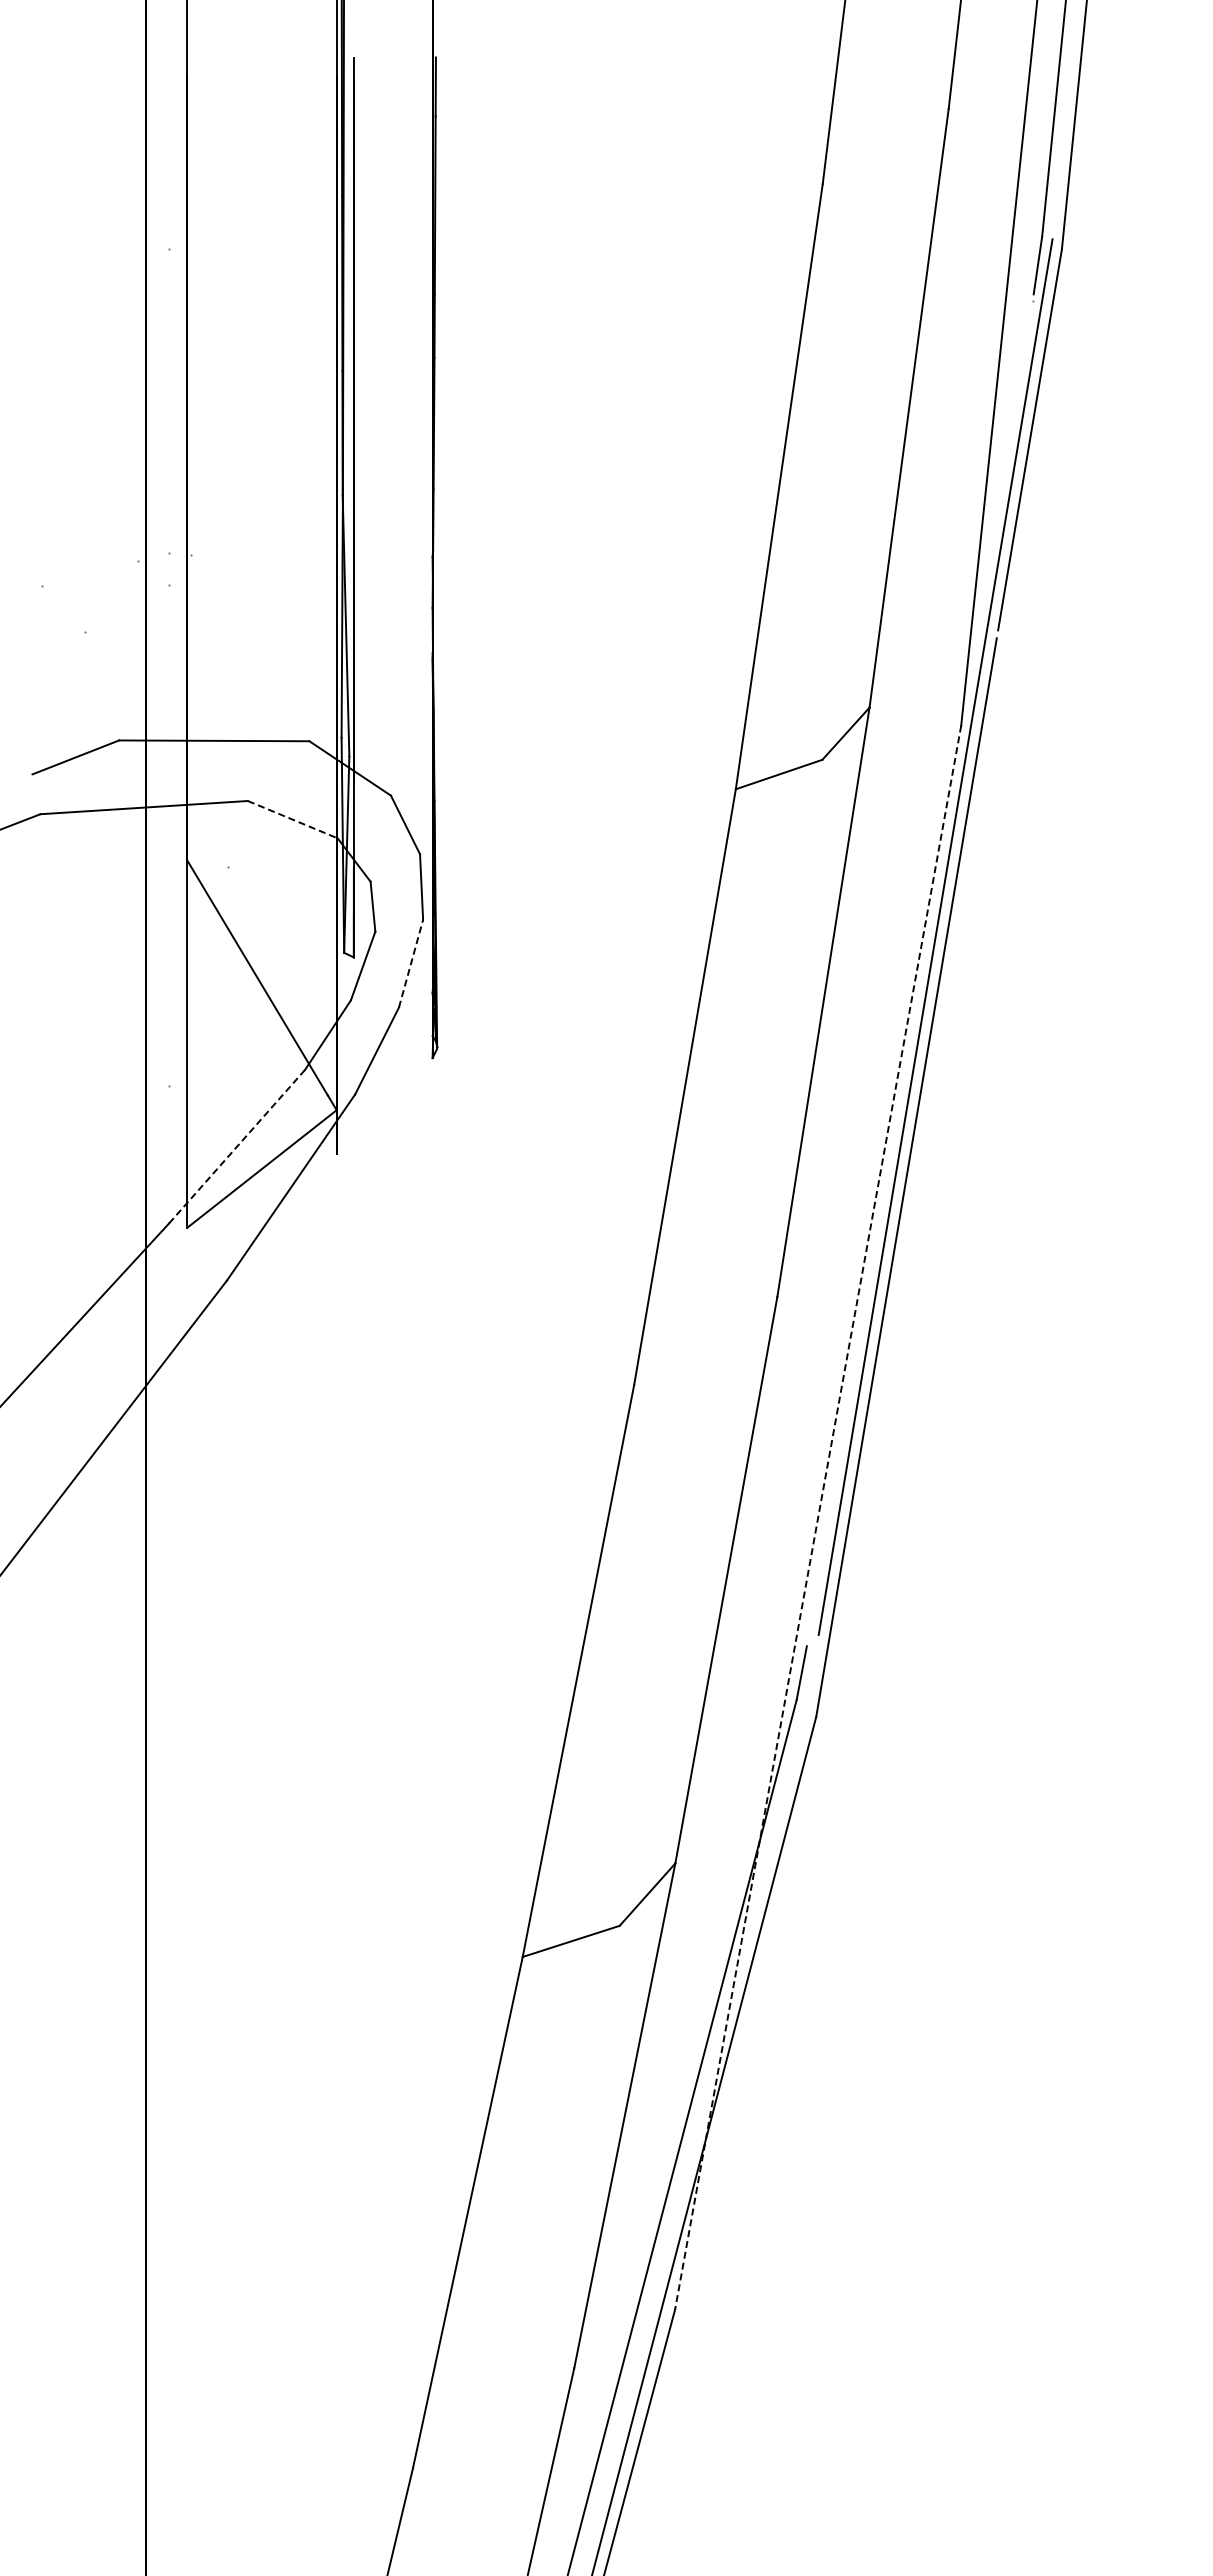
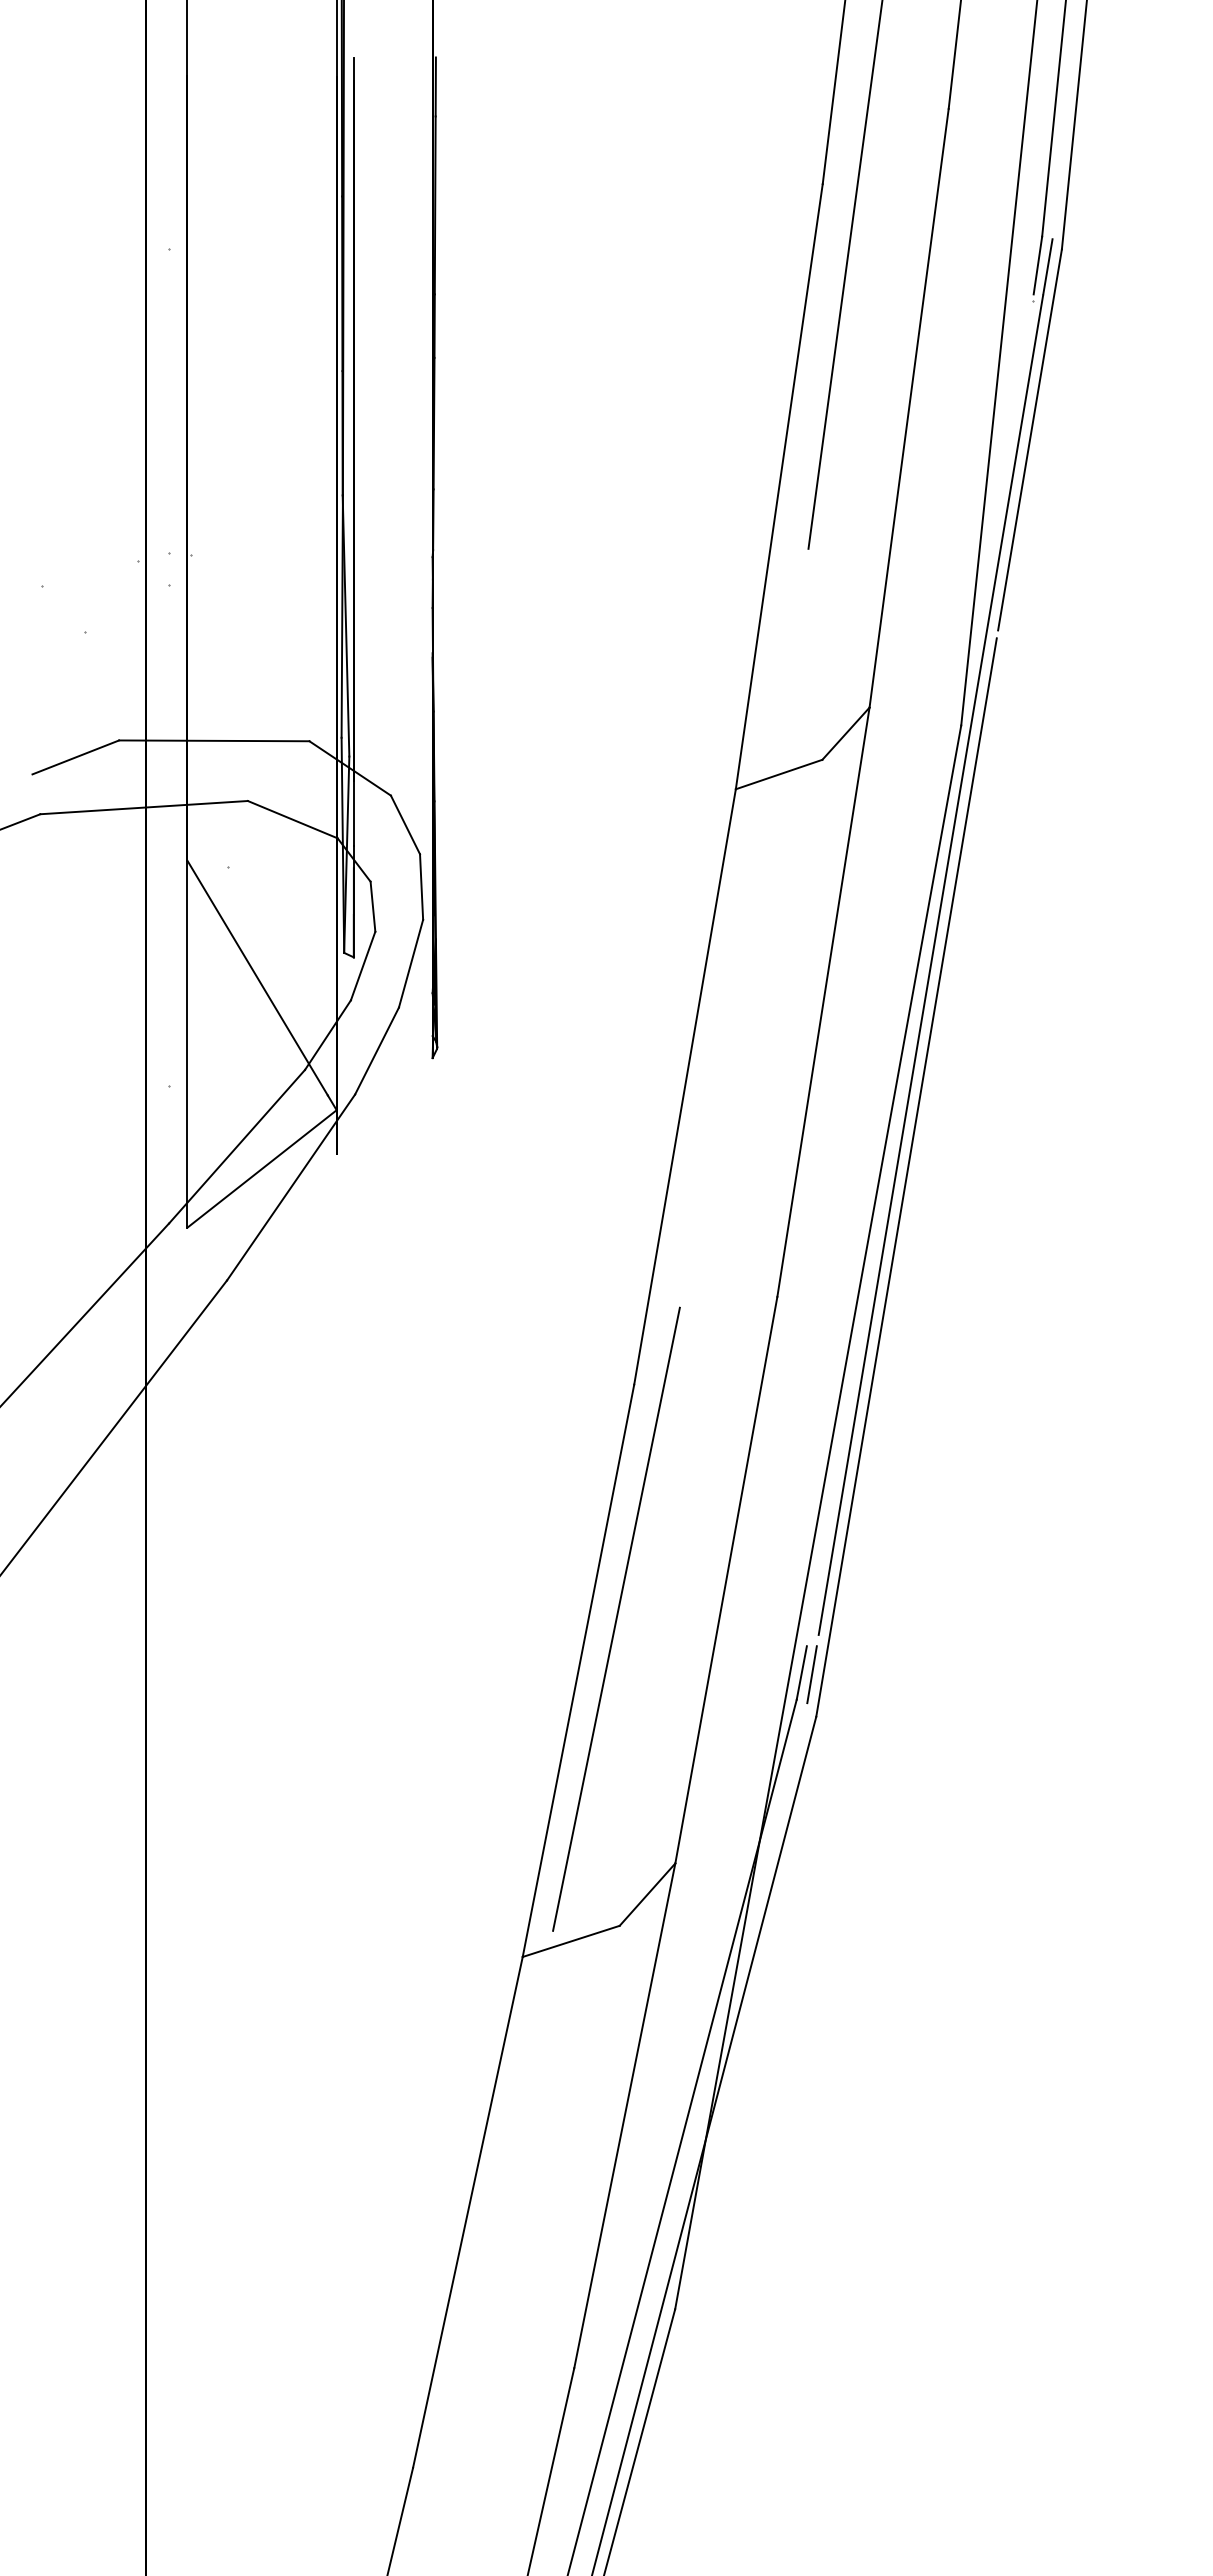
line: none -> present (845, 275)
line: dashed -> solid (292, 819)
line: dashed -> solid (411, 963)
line: dashed -> solid (237, 1146)
line: dashed -> solid (818, 1517)
line: none -> present (616, 1618)
line: none -> present (811, 1674)
